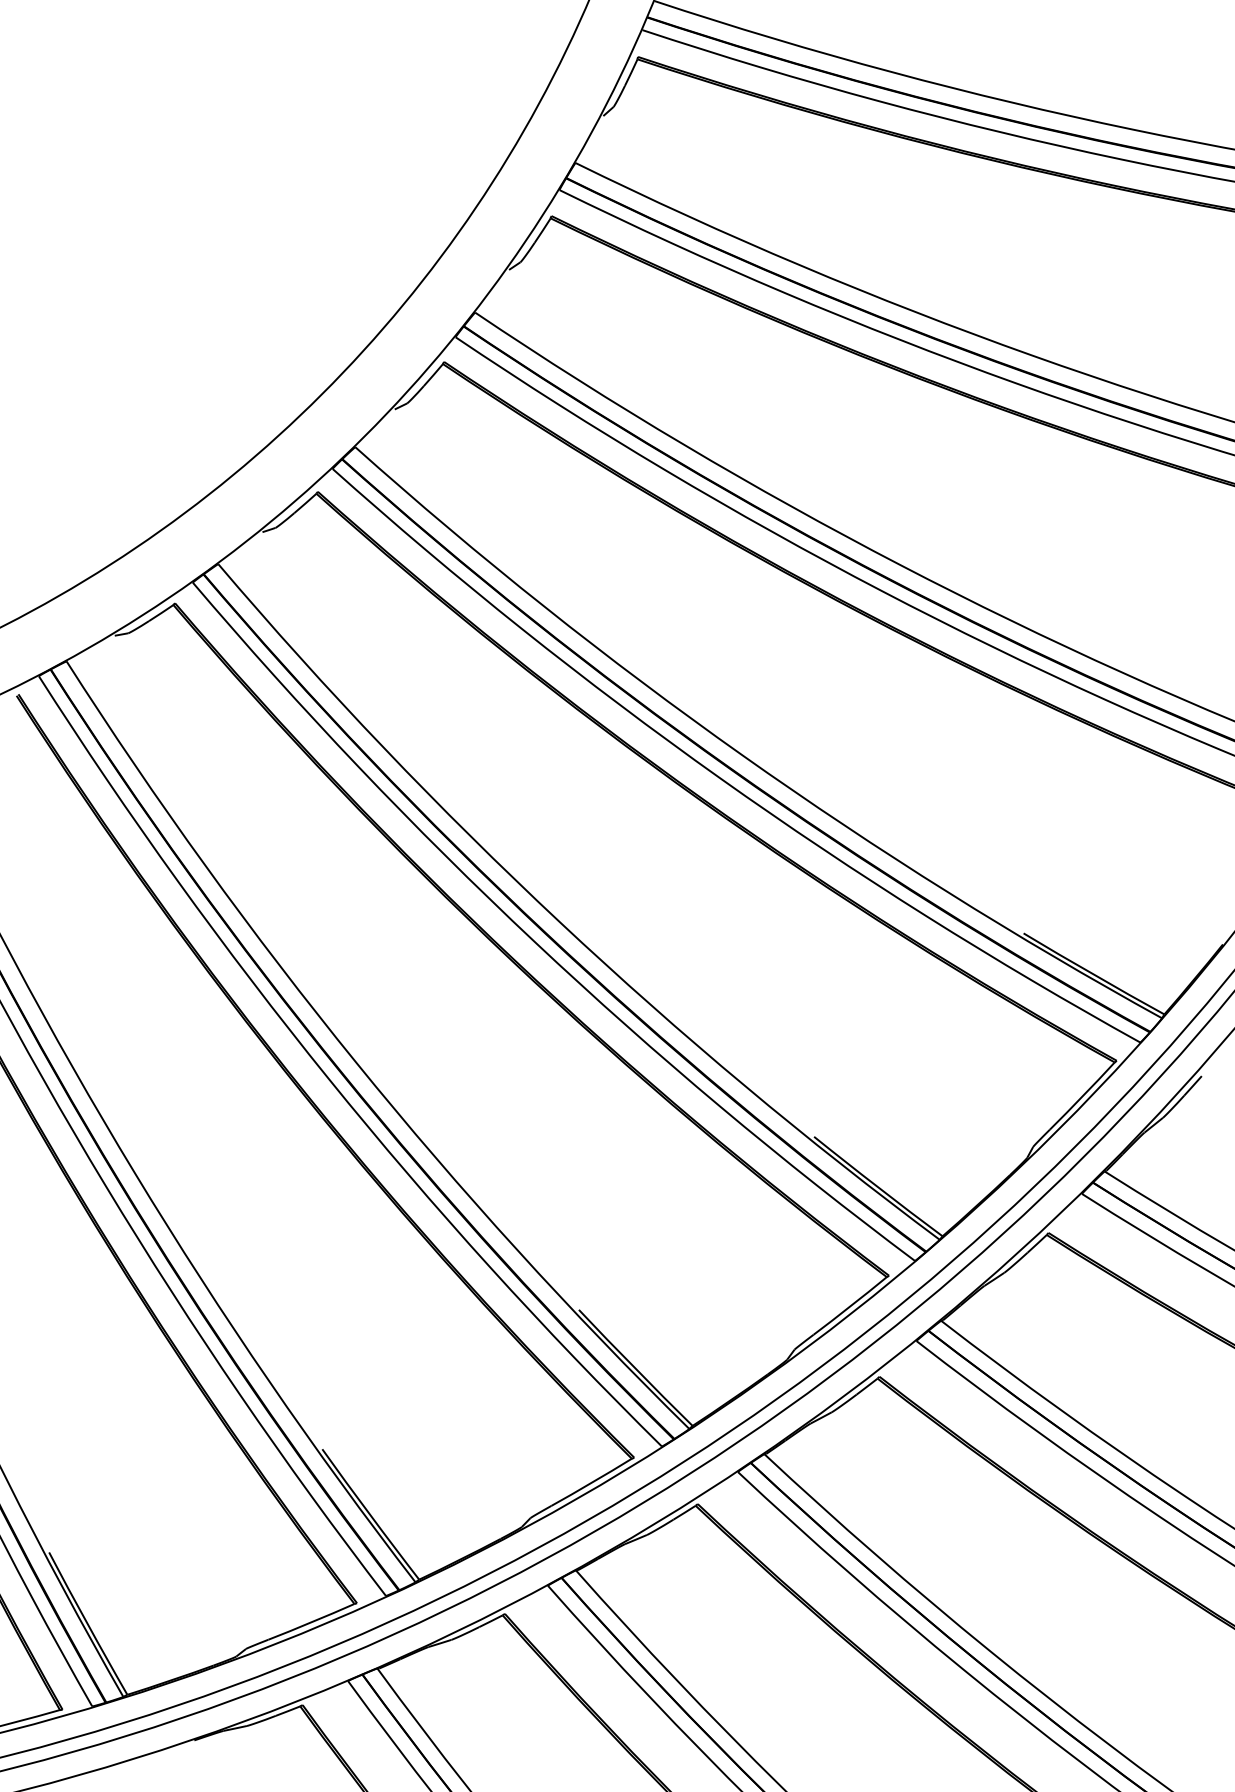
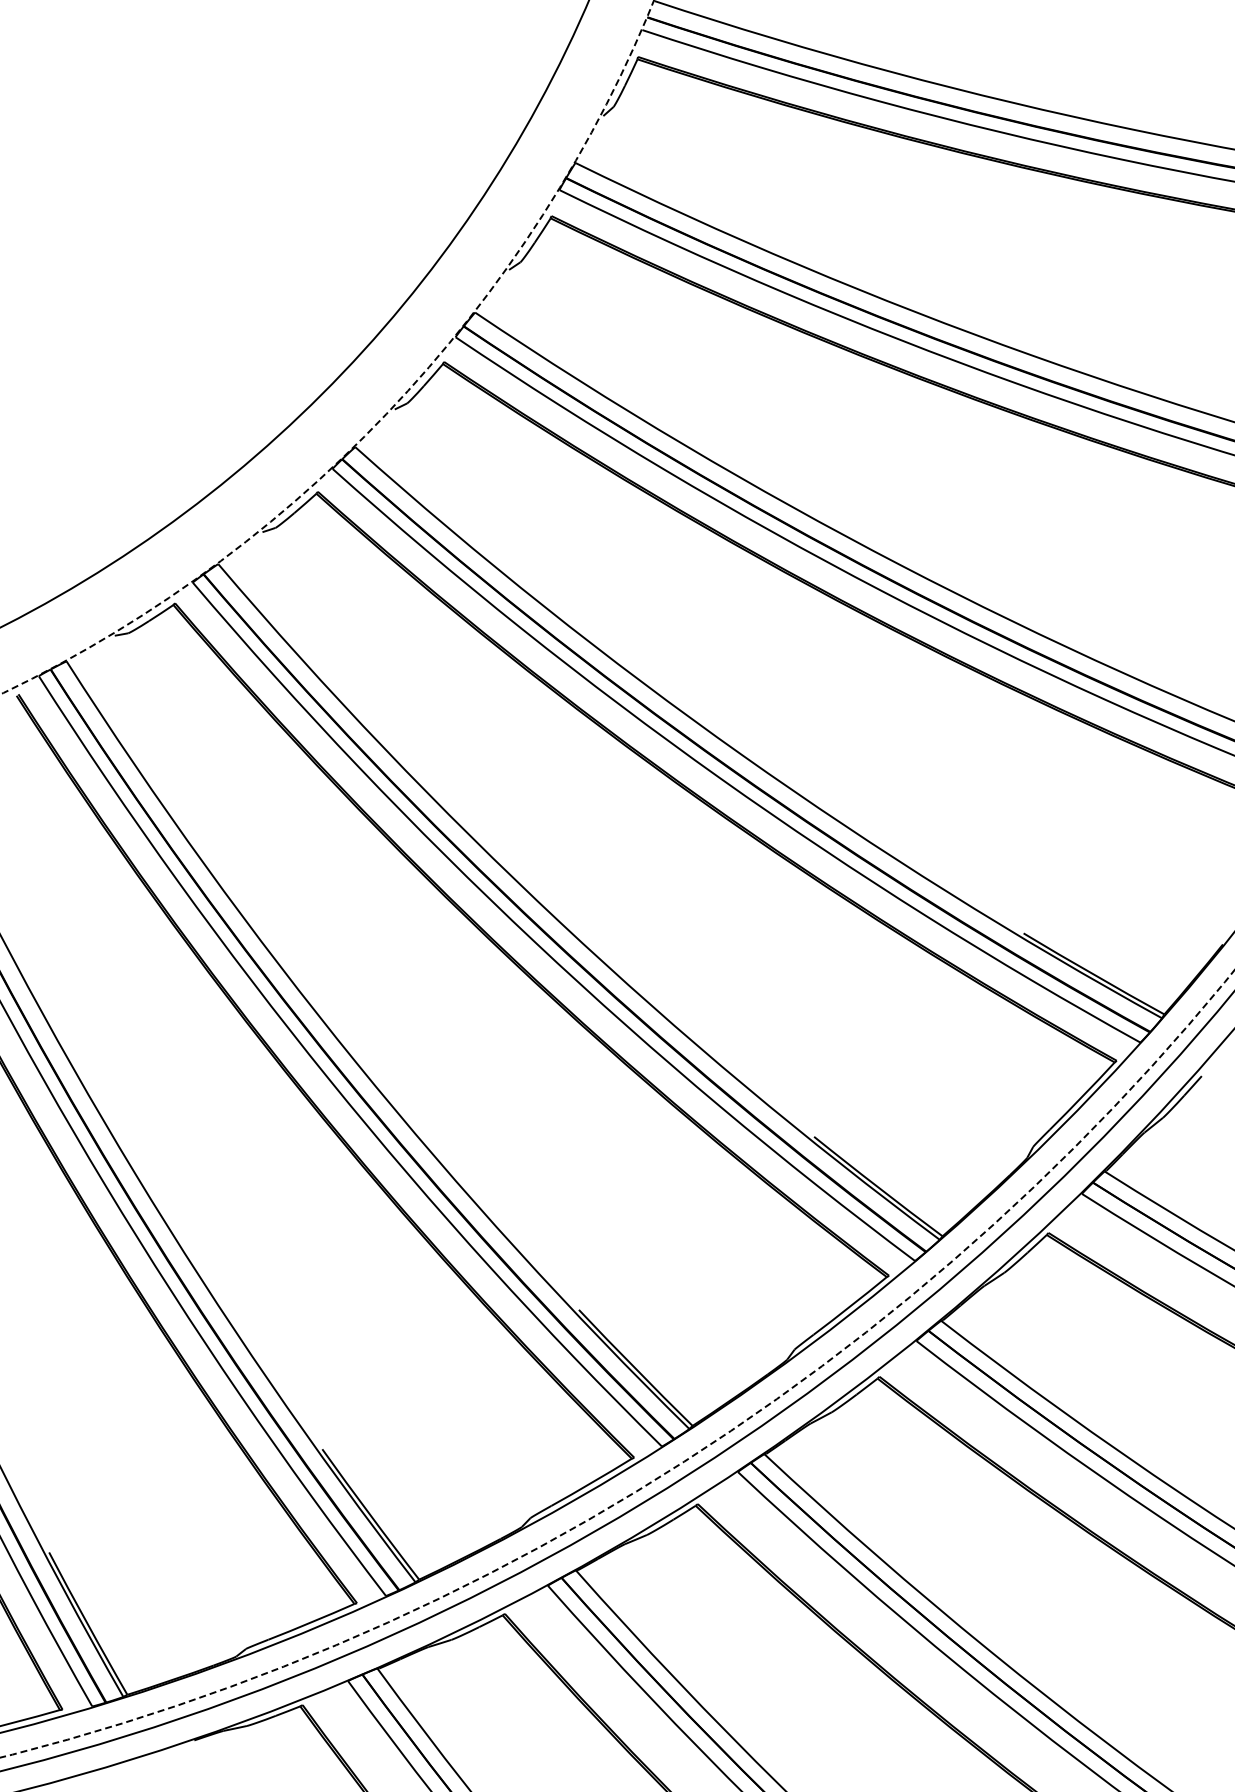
circle: solid -> dashed (327, 347)
circle: solid -> dashed (617, 1363)
